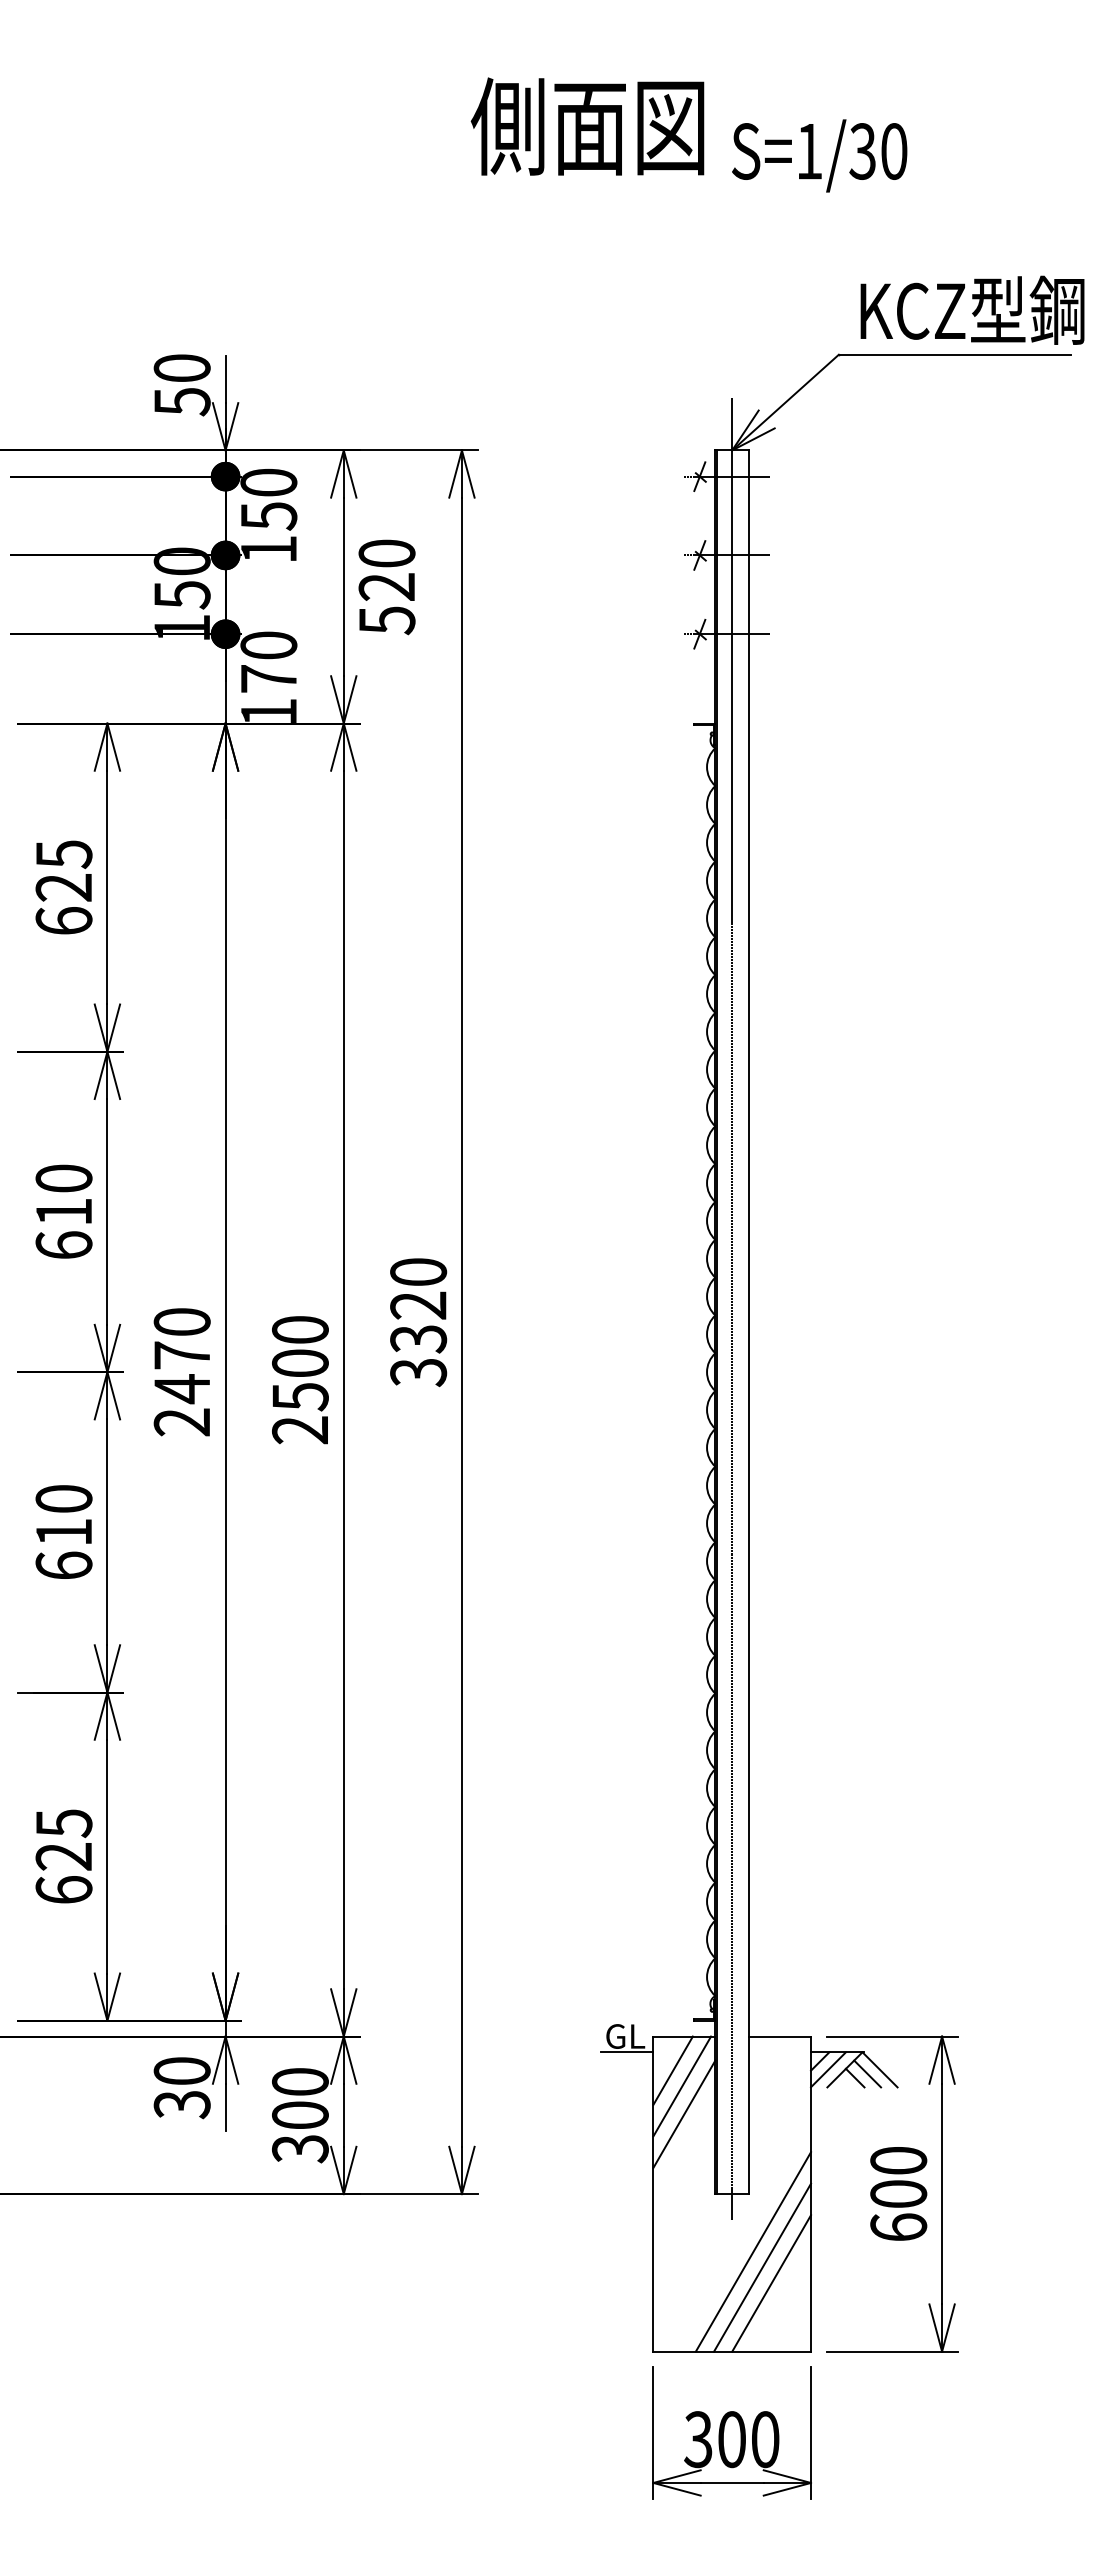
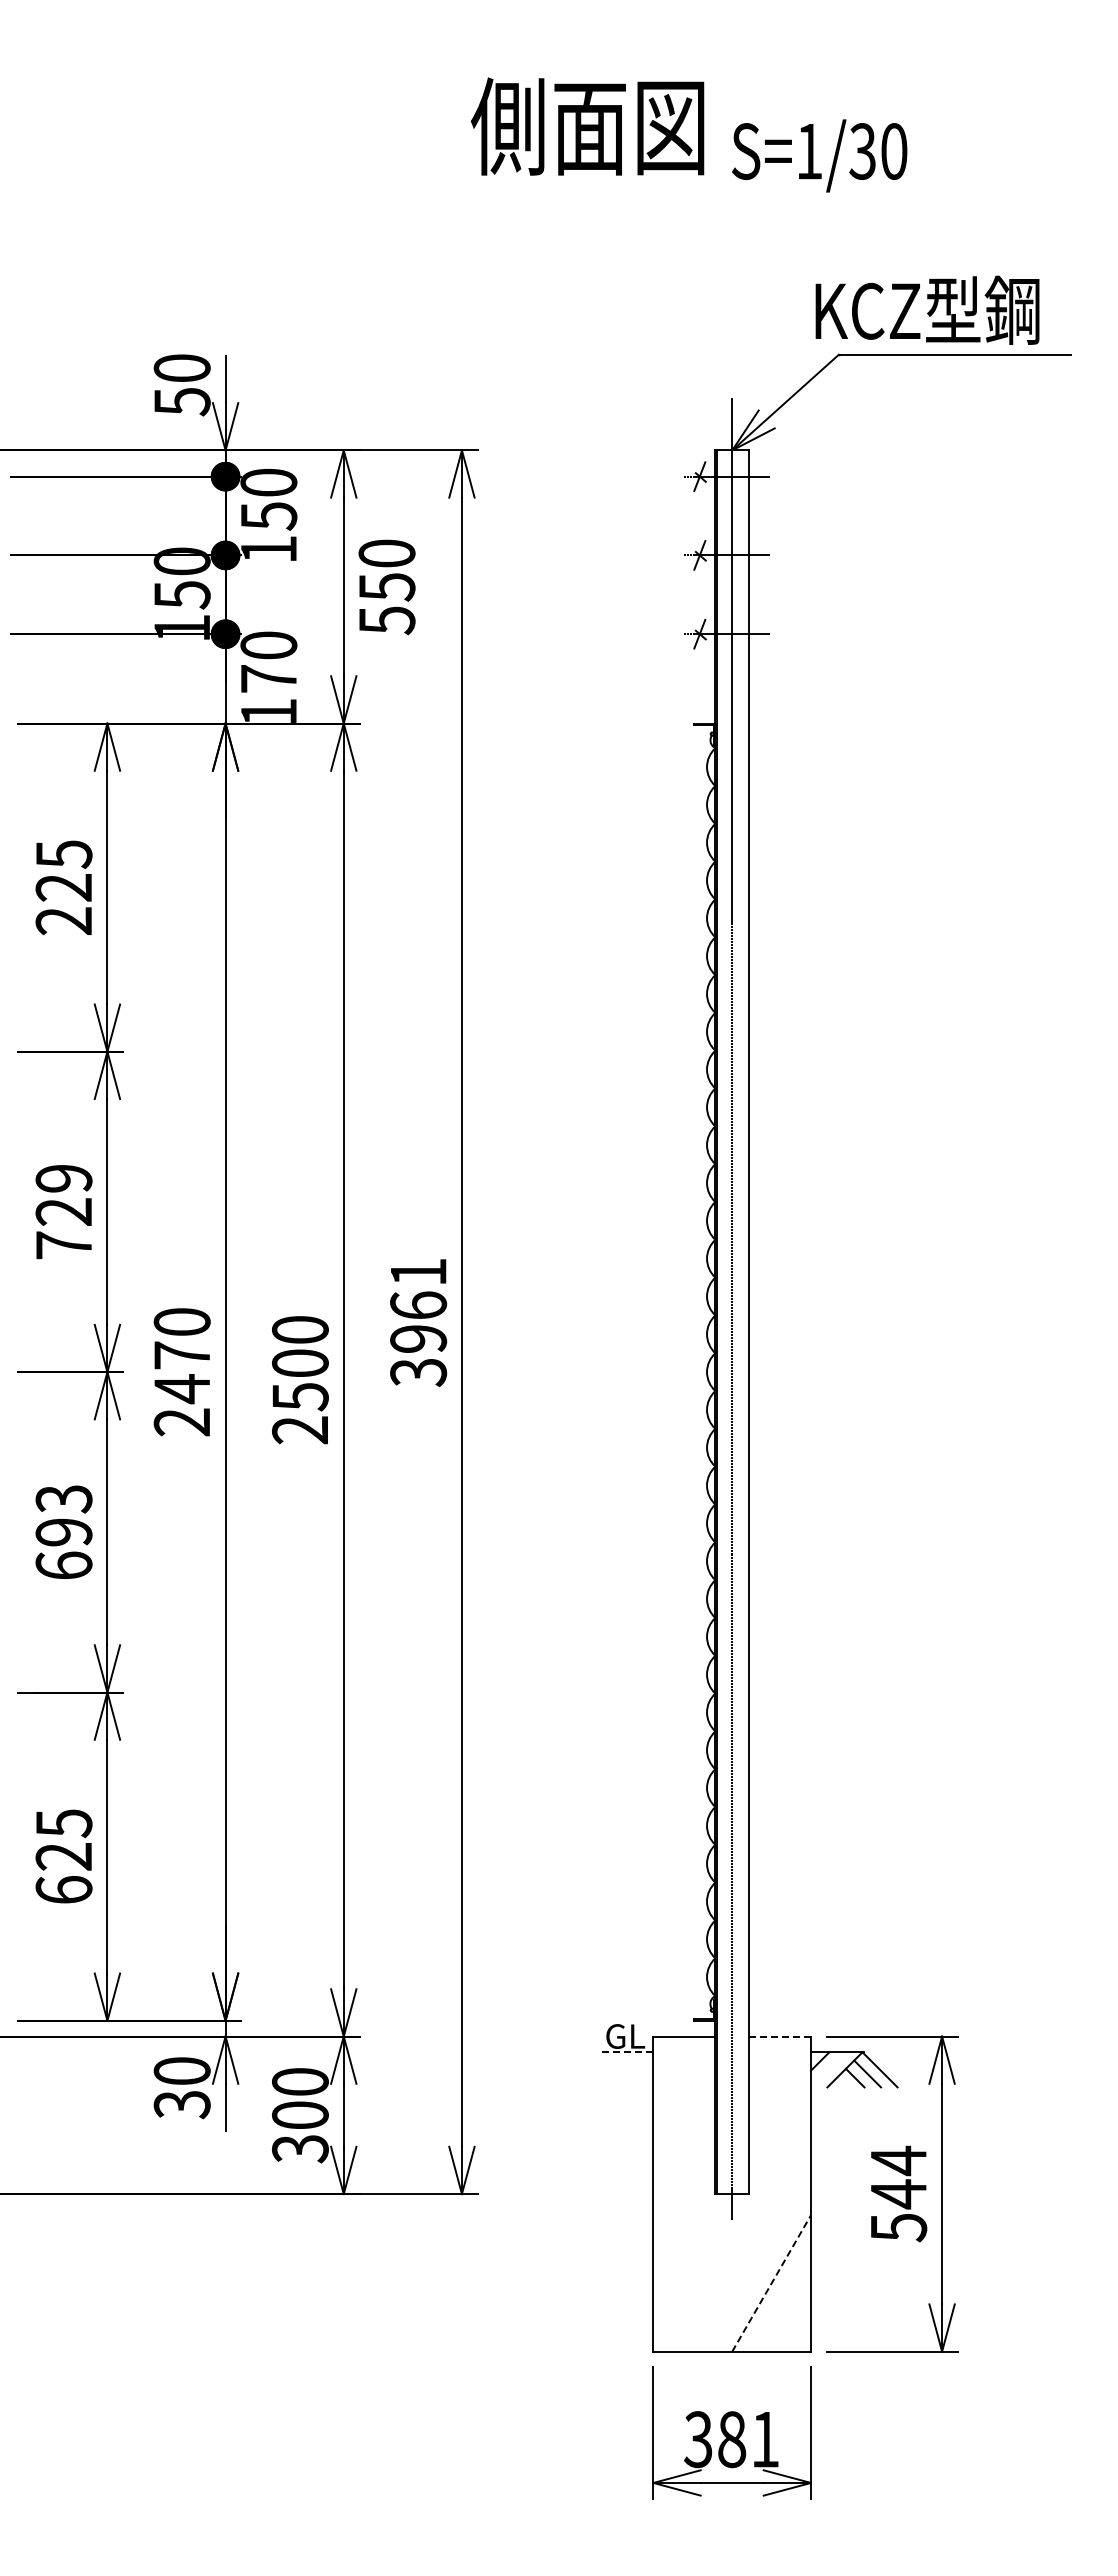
text position: (972, 309) -> (927, 309) (927, 309)
text: 520 -> 550 (386, 587)
text: 625 -> 225 (63, 921)
text: 610 -> 729 (63, 1211)
text: 3320 -> 3961 (418, 1305)
text: 610 -> 693 (63, 1515)
line: solid -> dashed (780, 2036)
line: solid -> dashed (626, 2052)
line: present -> none (828, 2069)
line: present -> none (672, 2070)
line: present -> none (682, 2086)
line: present -> none (684, 2113)
text: 600 -> 544 (898, 2193)
line: present -> none (753, 2251)
line: present -> none (762, 2267)
line: solid -> dashed (771, 2283)
text: 300 -> 381 (748, 2439)
